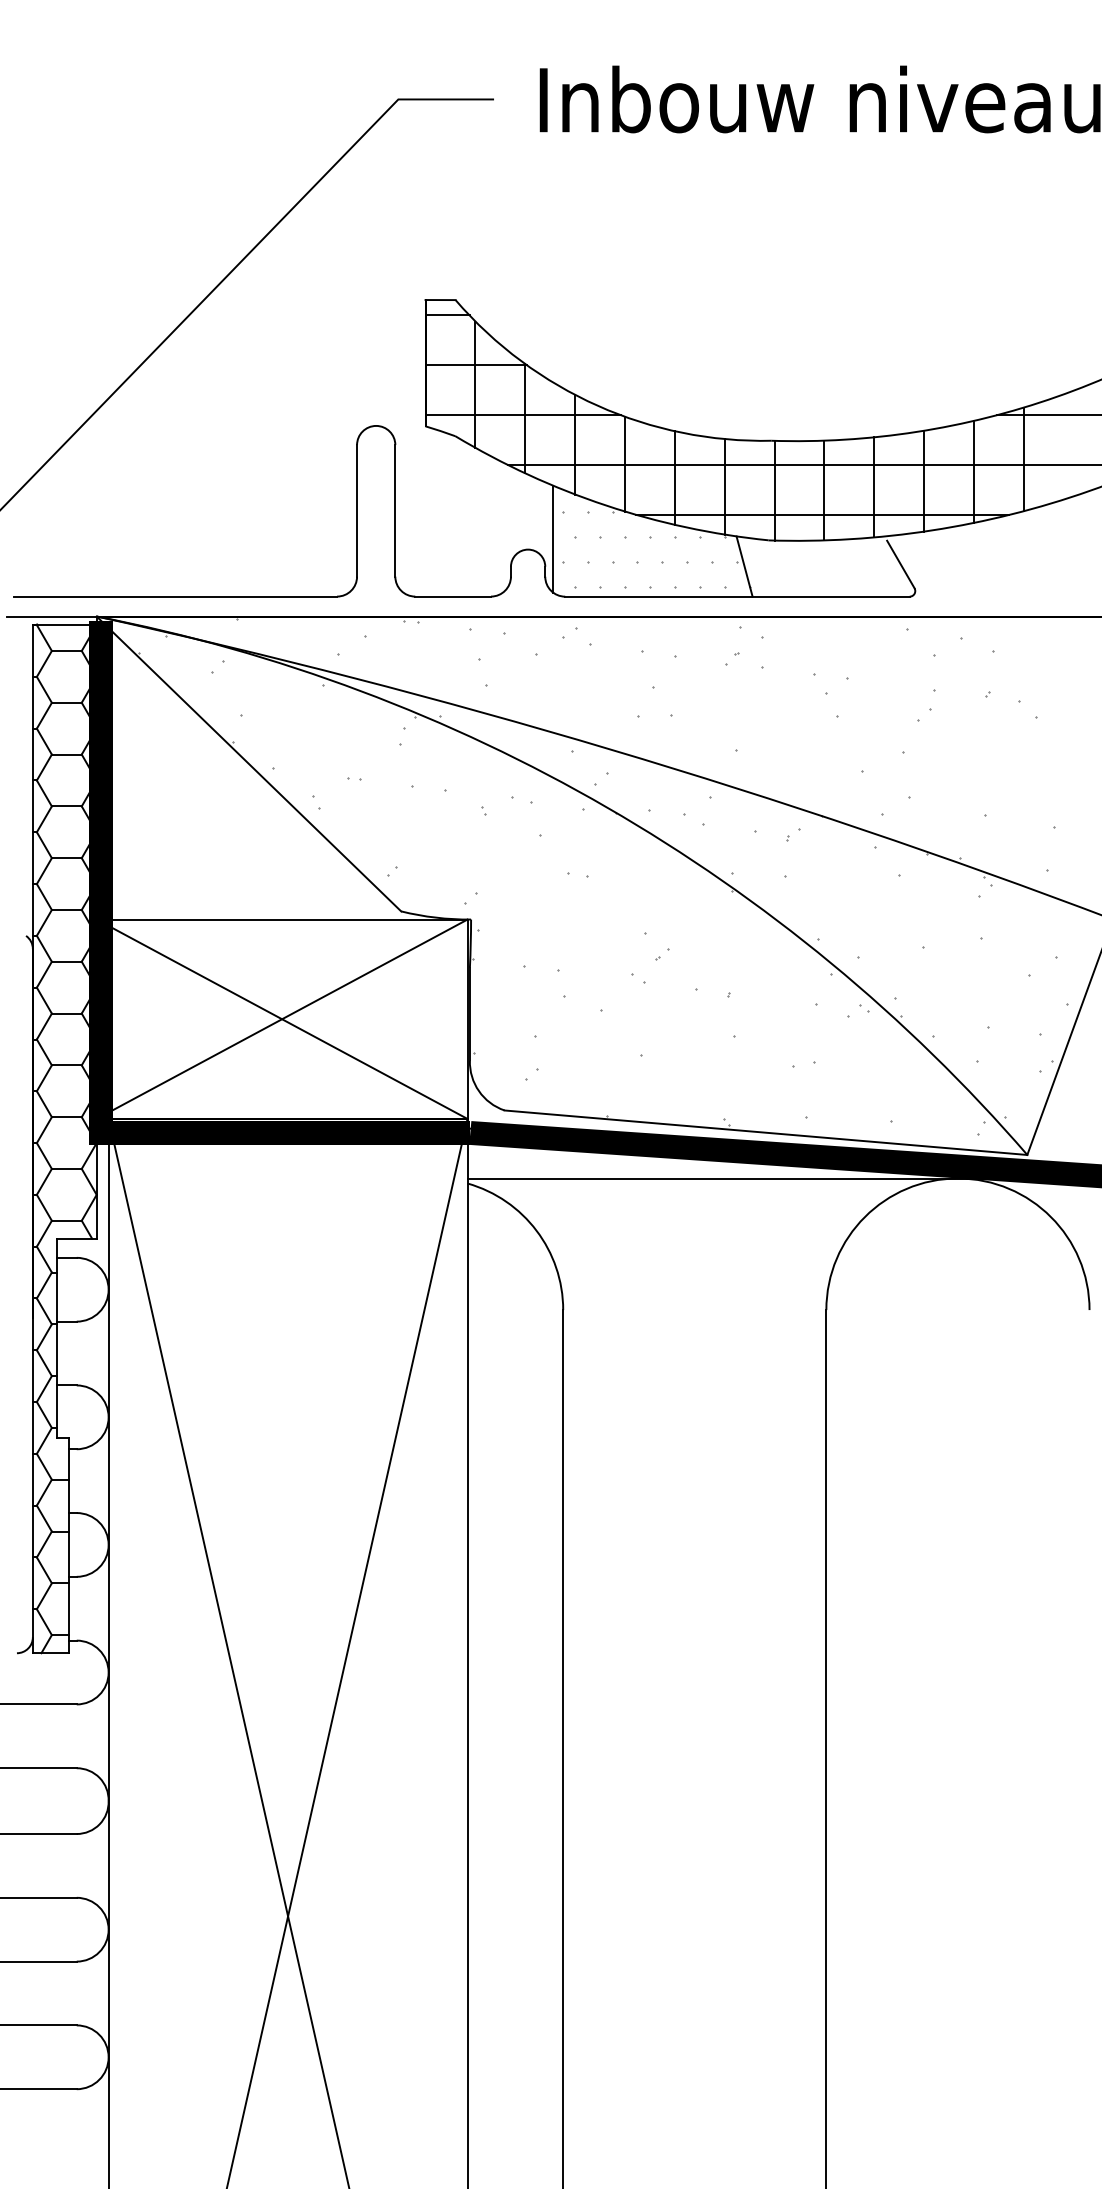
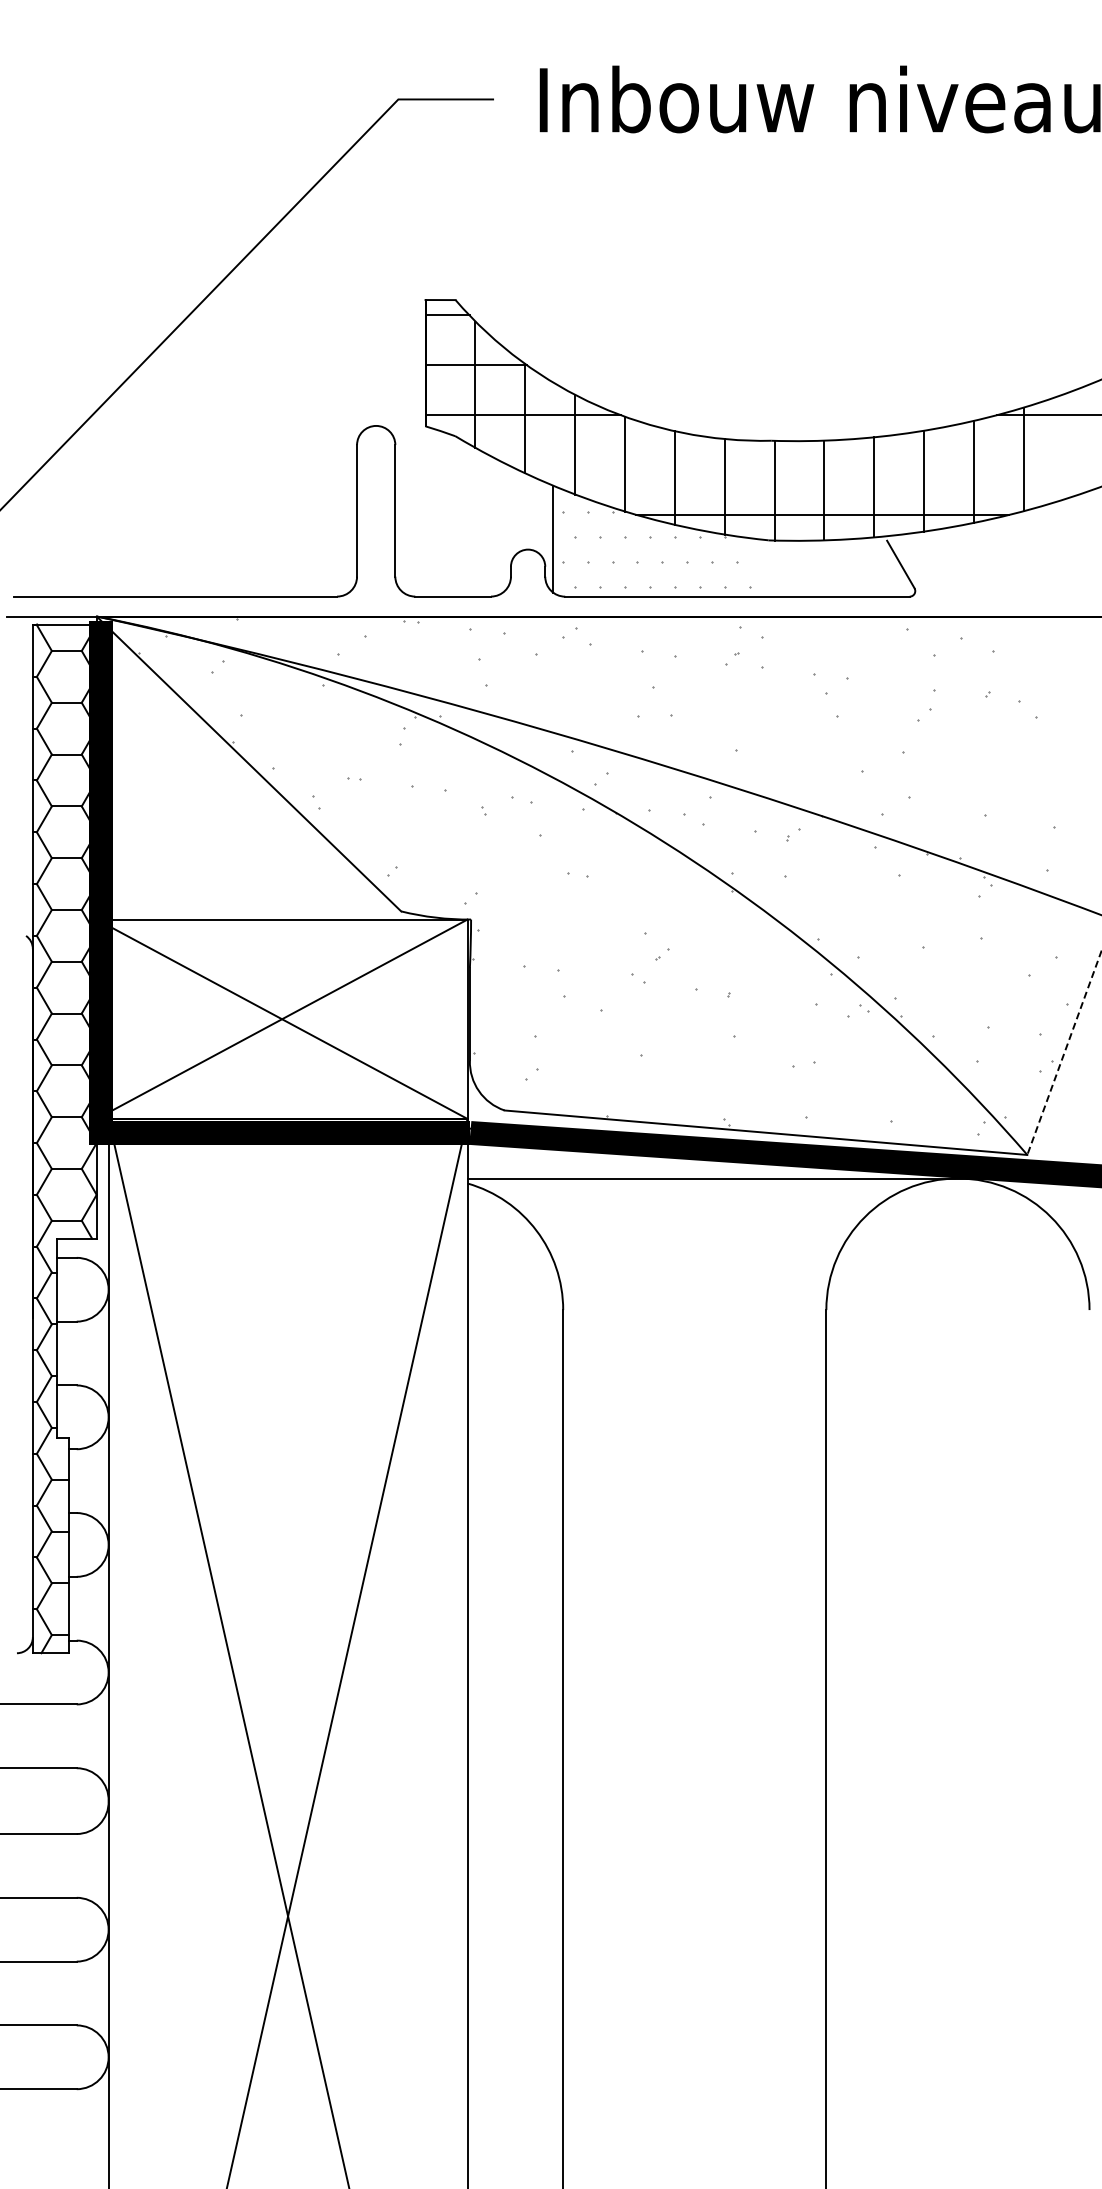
line: present -> none (802, 465)
line: present -> none (744, 566)
line: solid -> dashed (1064, 1052)
